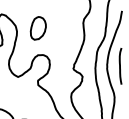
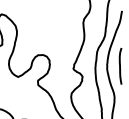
part: present -> none (37, 28)
